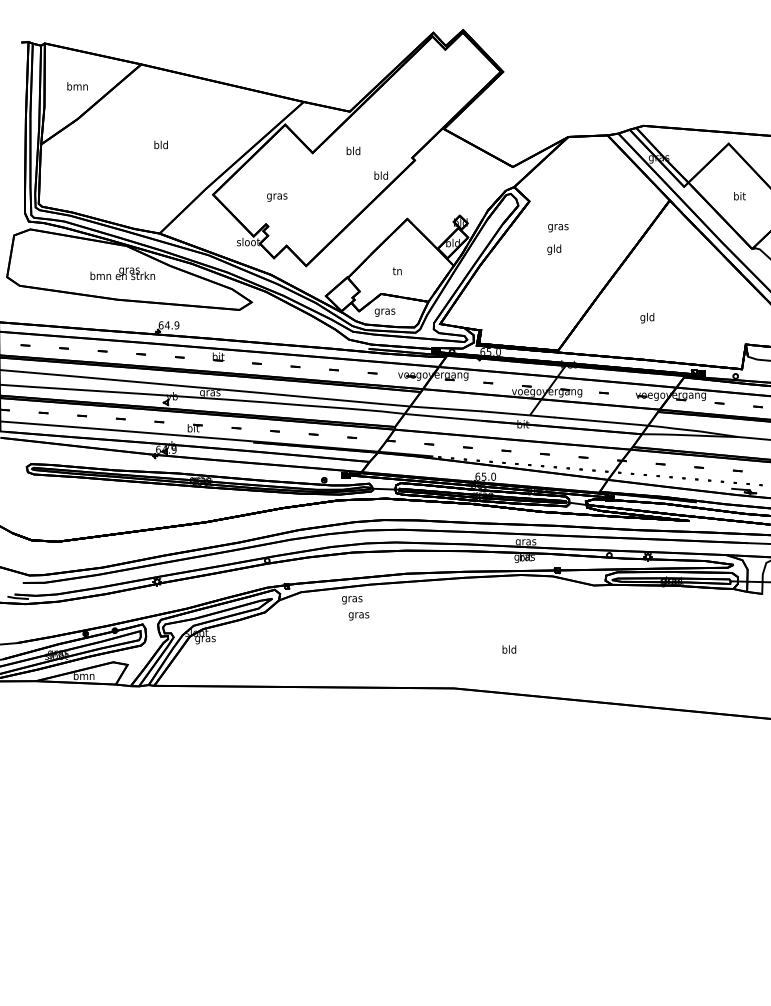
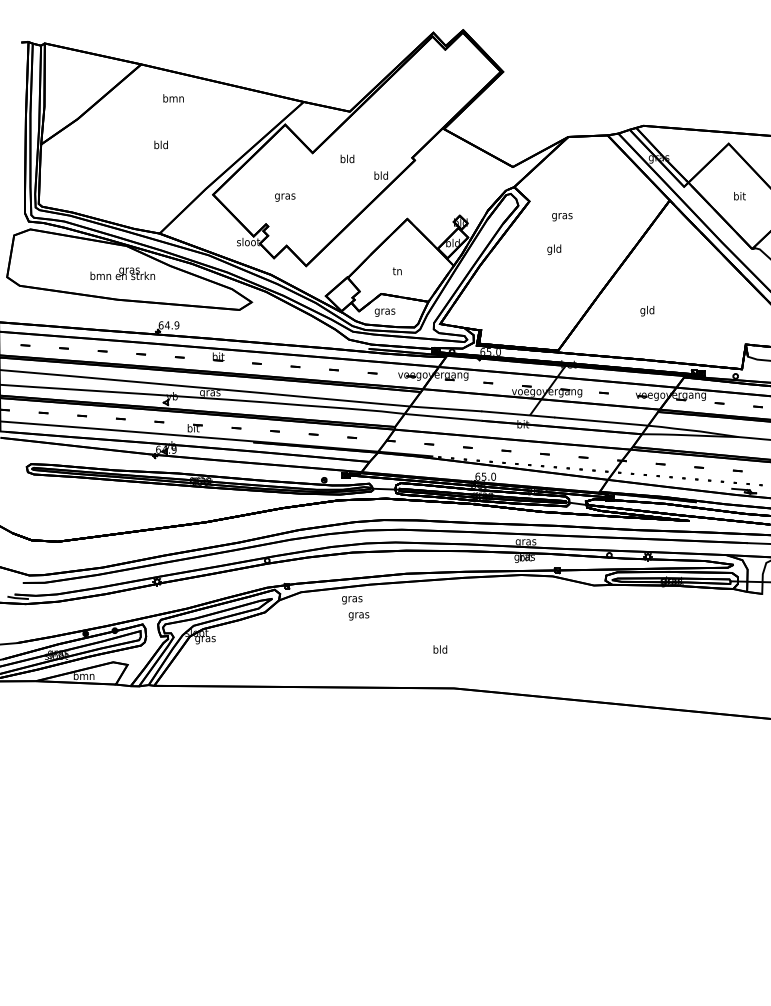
text position: (77, 86) -> (173, 98) (173, 98)
text position: (353, 150) -> (347, 158) (347, 158)
text position: (277, 197) -> (285, 197) (285, 197)
text position: (558, 228) -> (562, 217) (562, 217)
text position: (647, 317) -> (647, 310) (647, 310)
text position: (509, 649) -> (440, 649) (440, 649)
